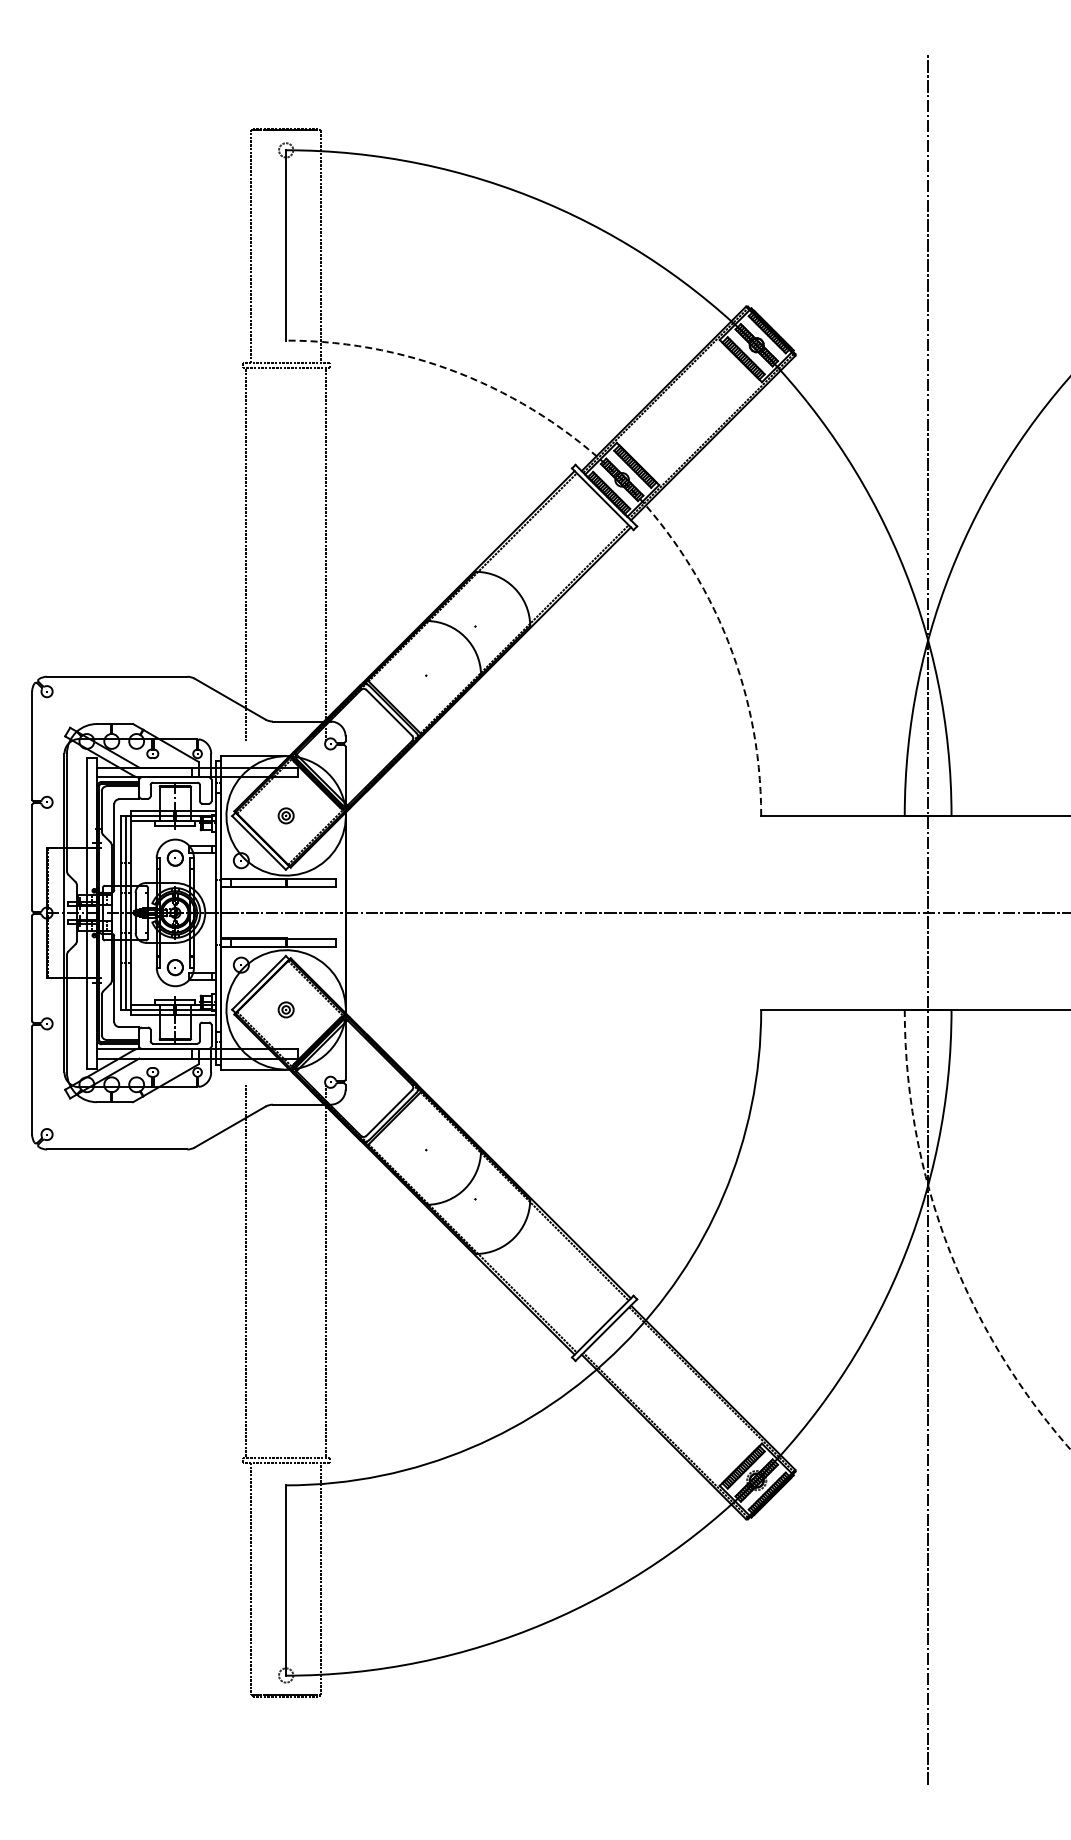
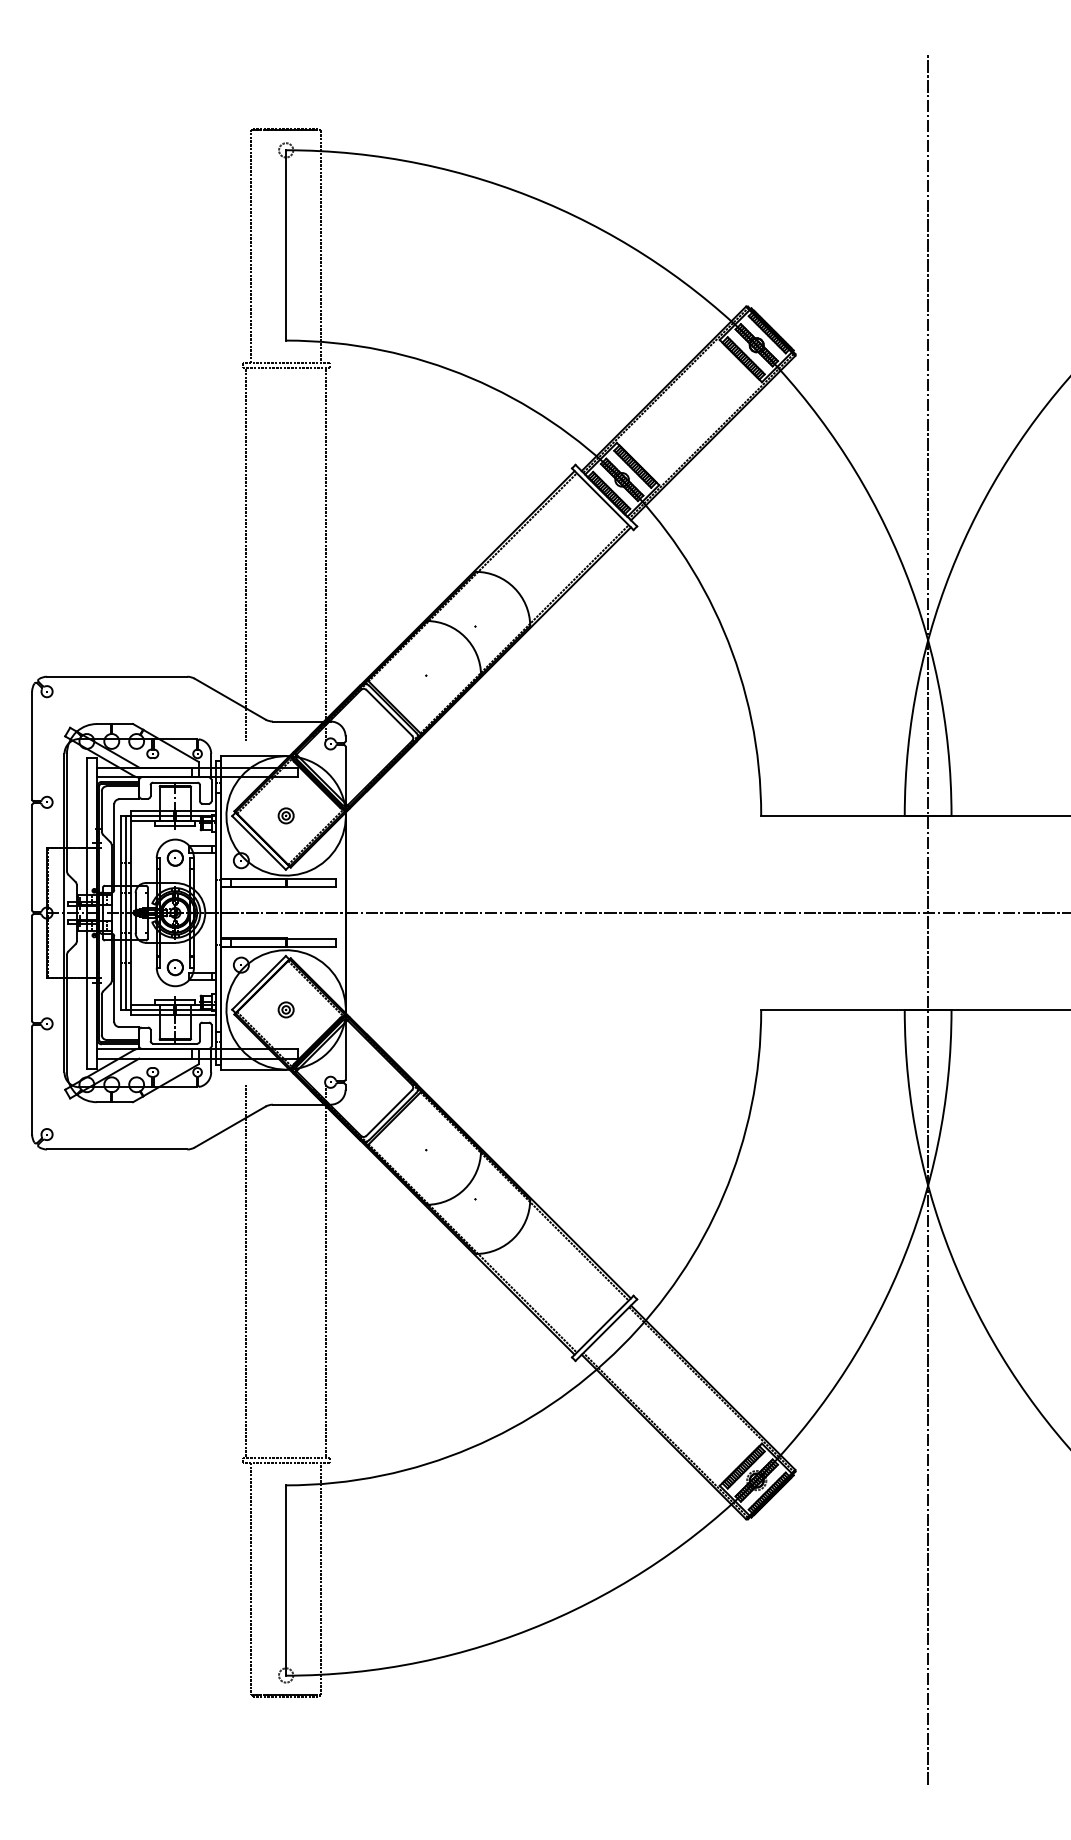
arc: dashed -> solid (621, 479)
arc: dashed -> solid (948, 1246)
